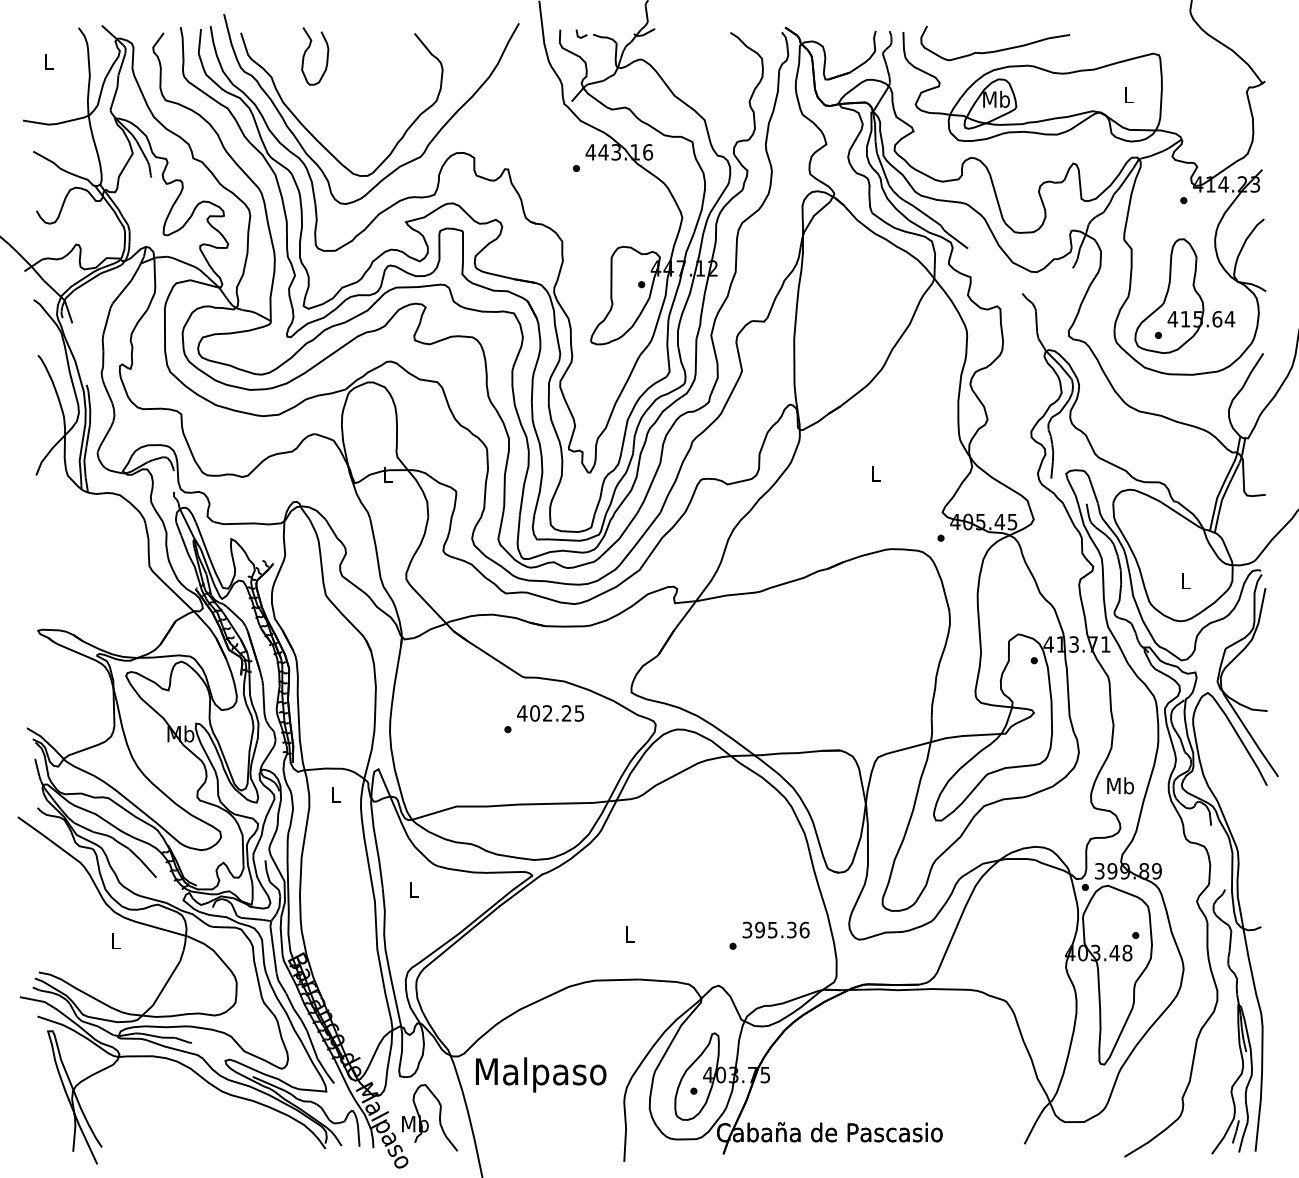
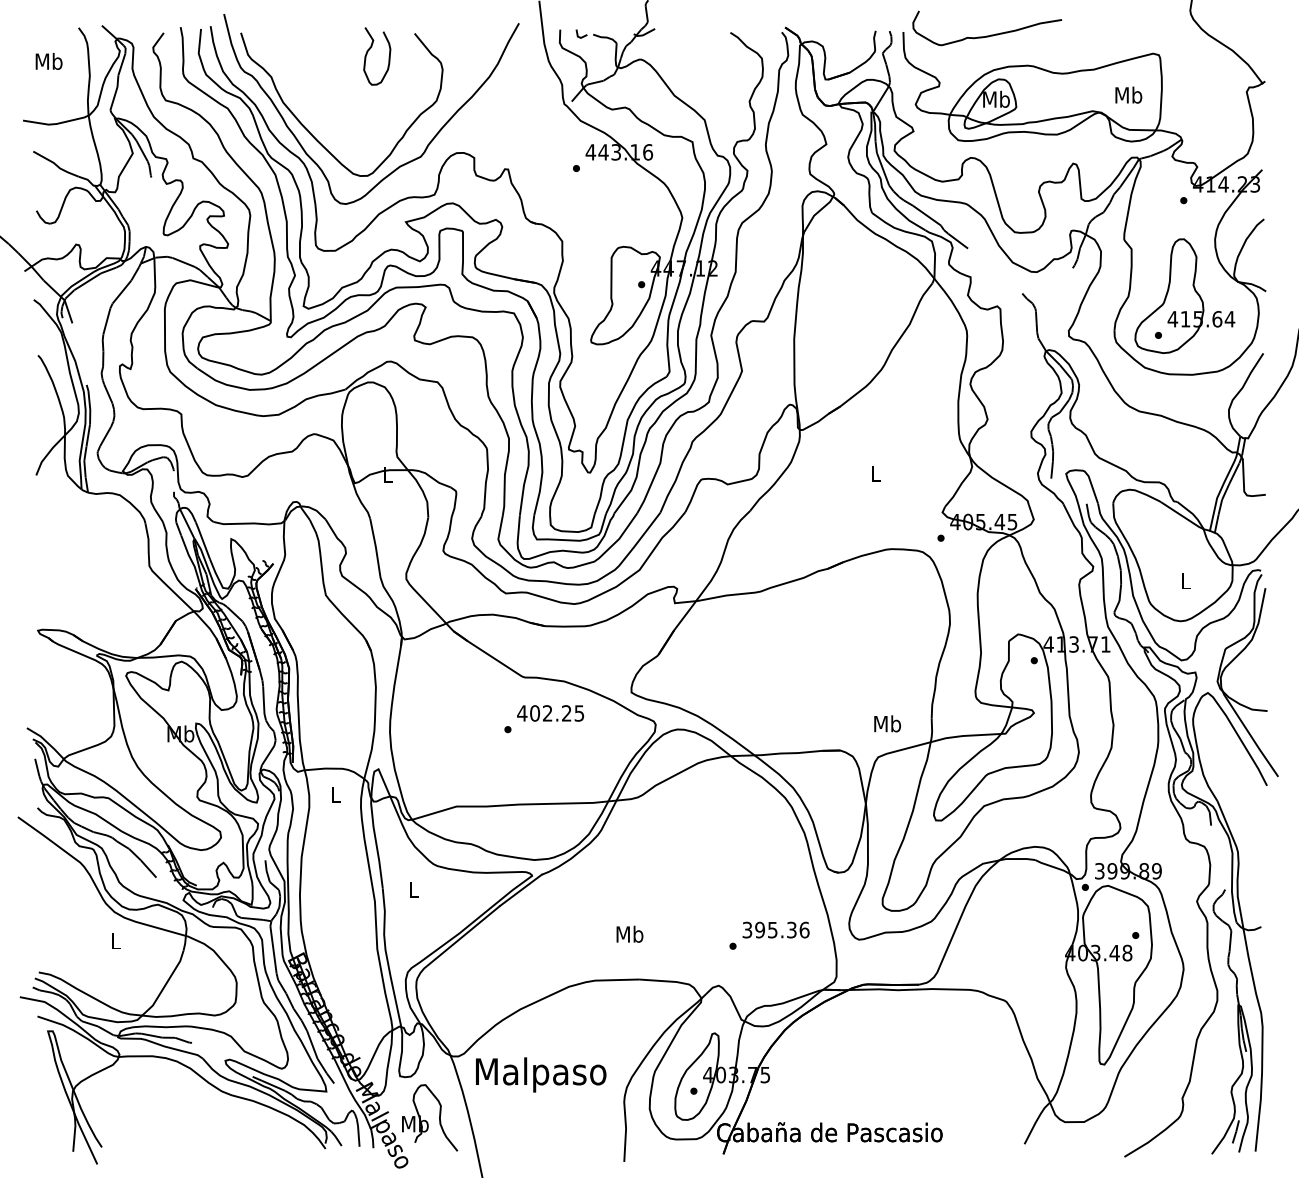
curve position: (995, 50) -> (987, 35) (987, 35)
curve position: (306, 52) -> (368, 52) (368, 52)
text: L -> Mb (48, 61)
text: L -> Mb (1128, 94)
text position: (1120, 785) -> (887, 723) (887, 723)
text: L -> Mb (629, 933)
